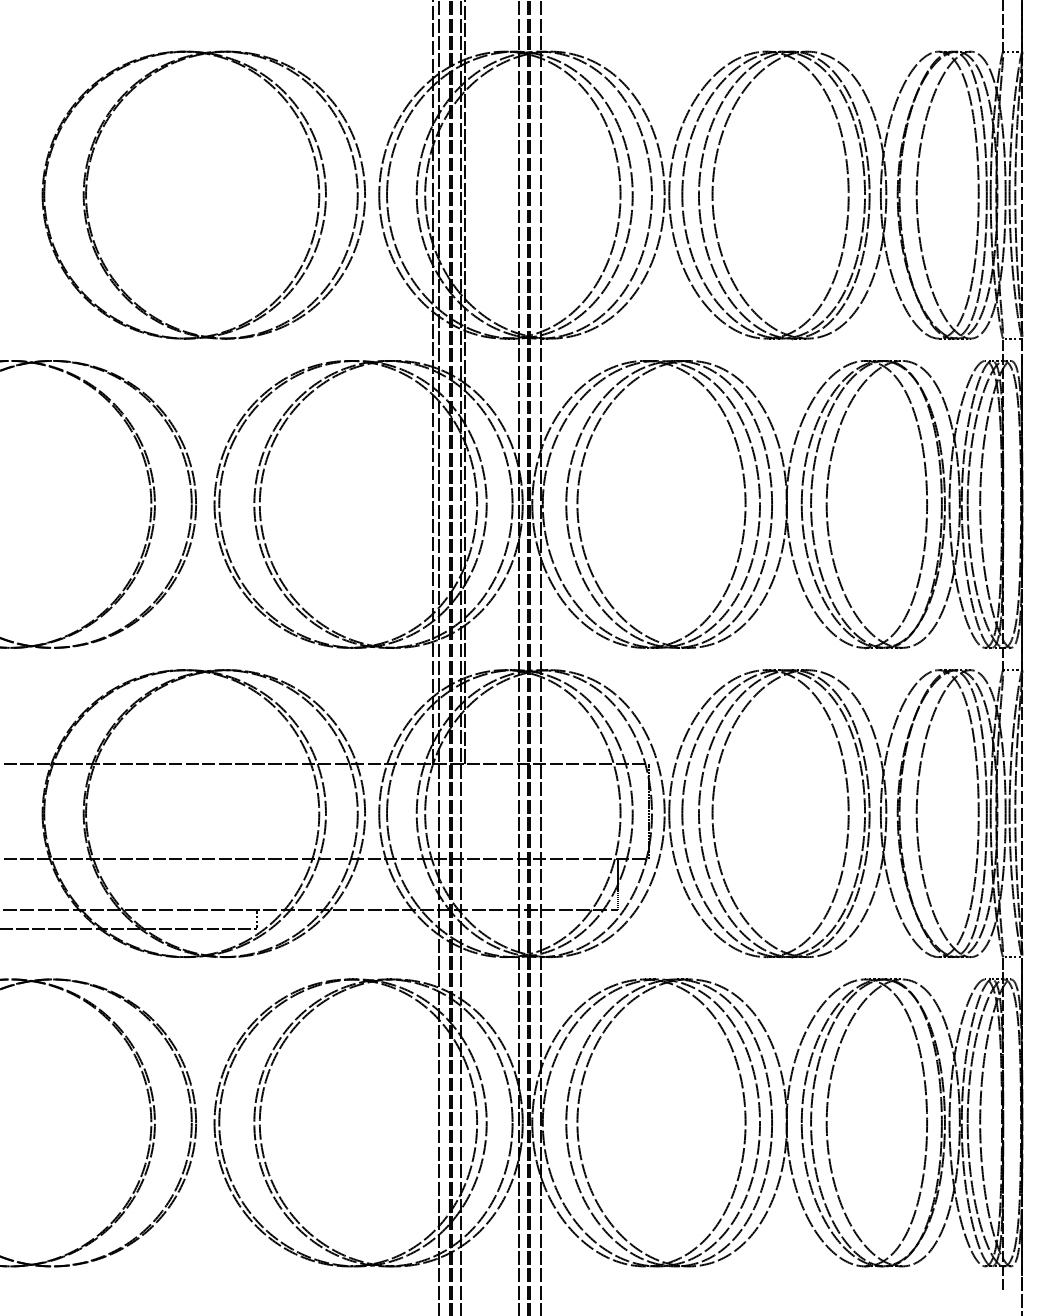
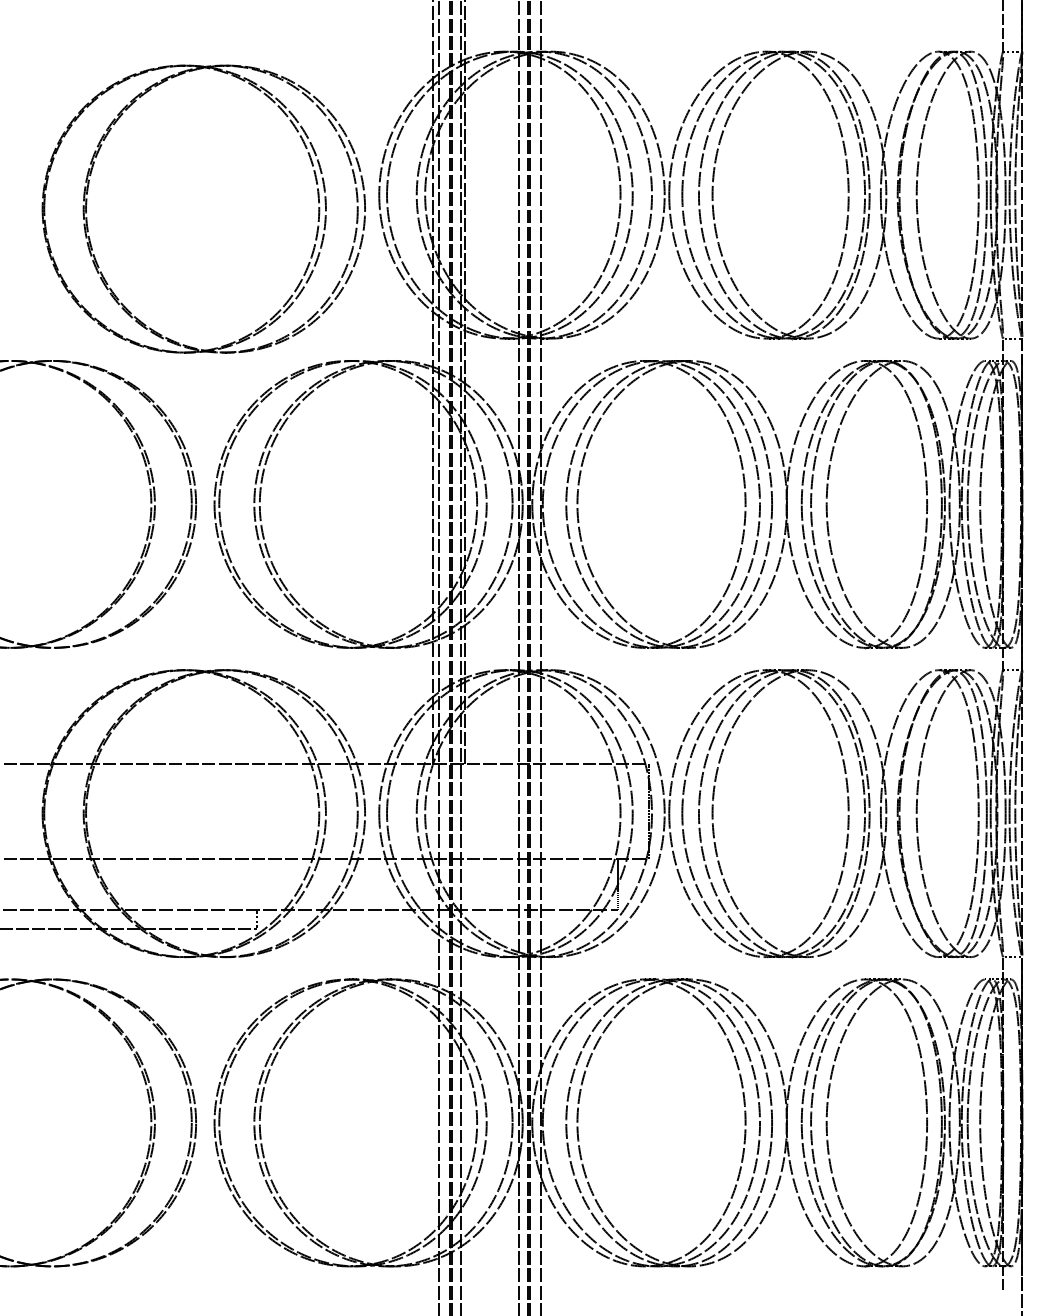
part position: (317, 183) -> (317, 197) (317, 197)
